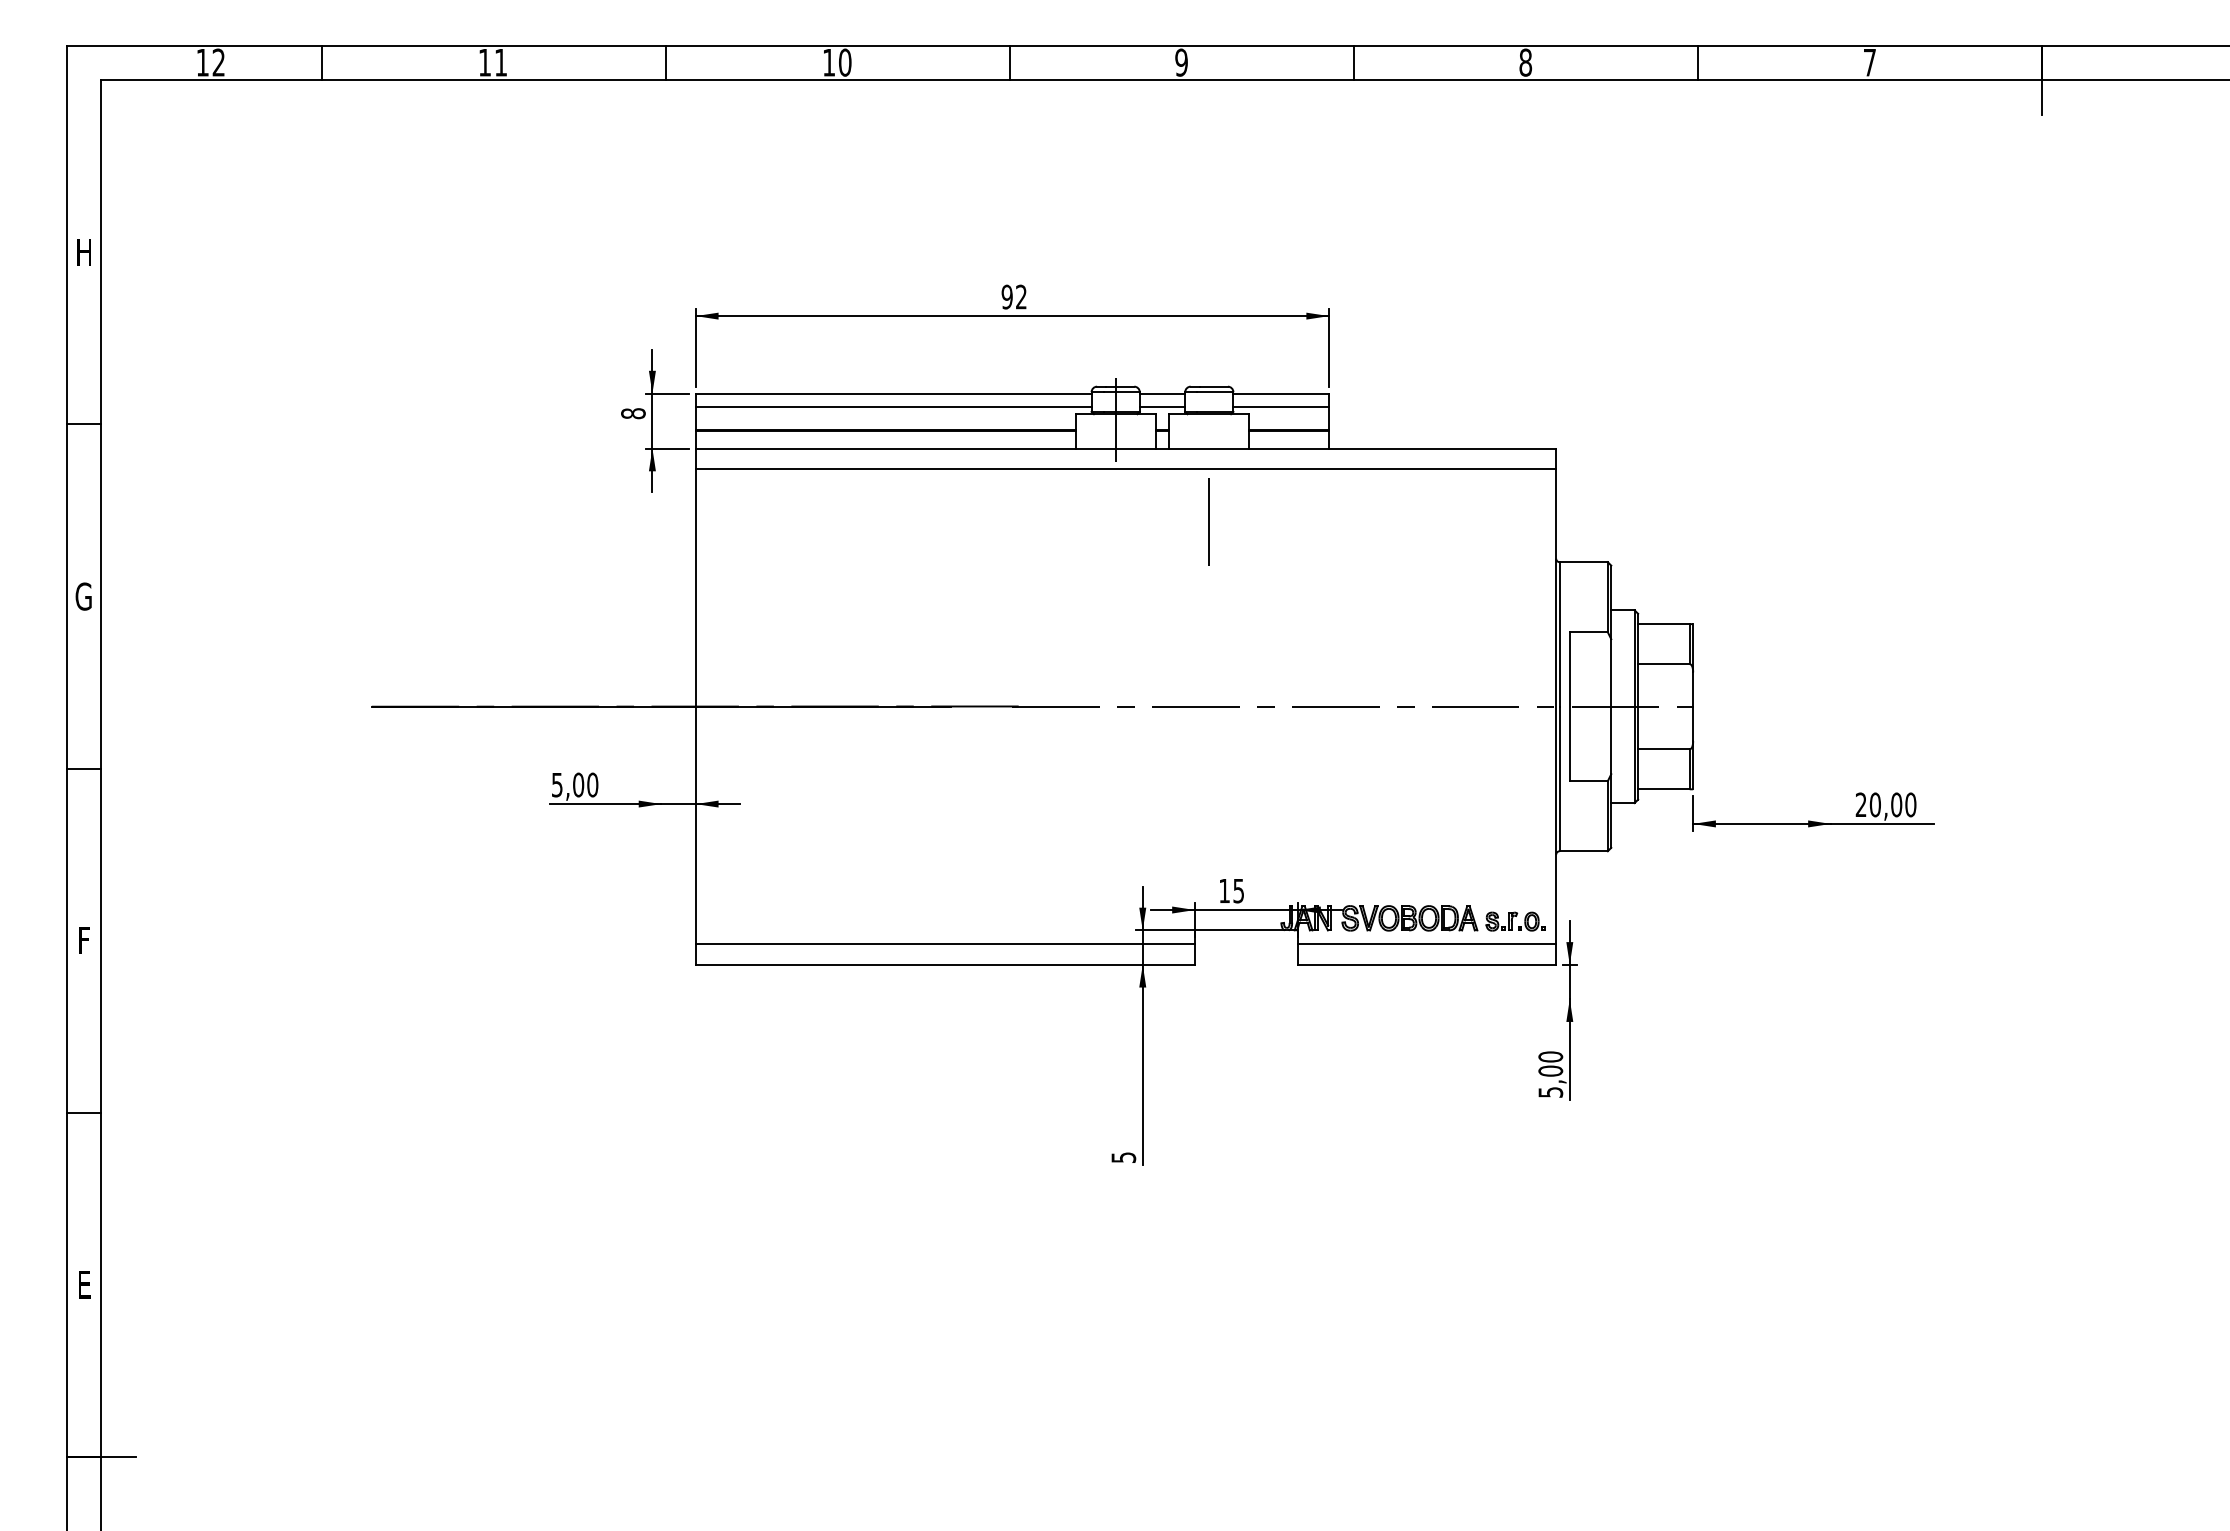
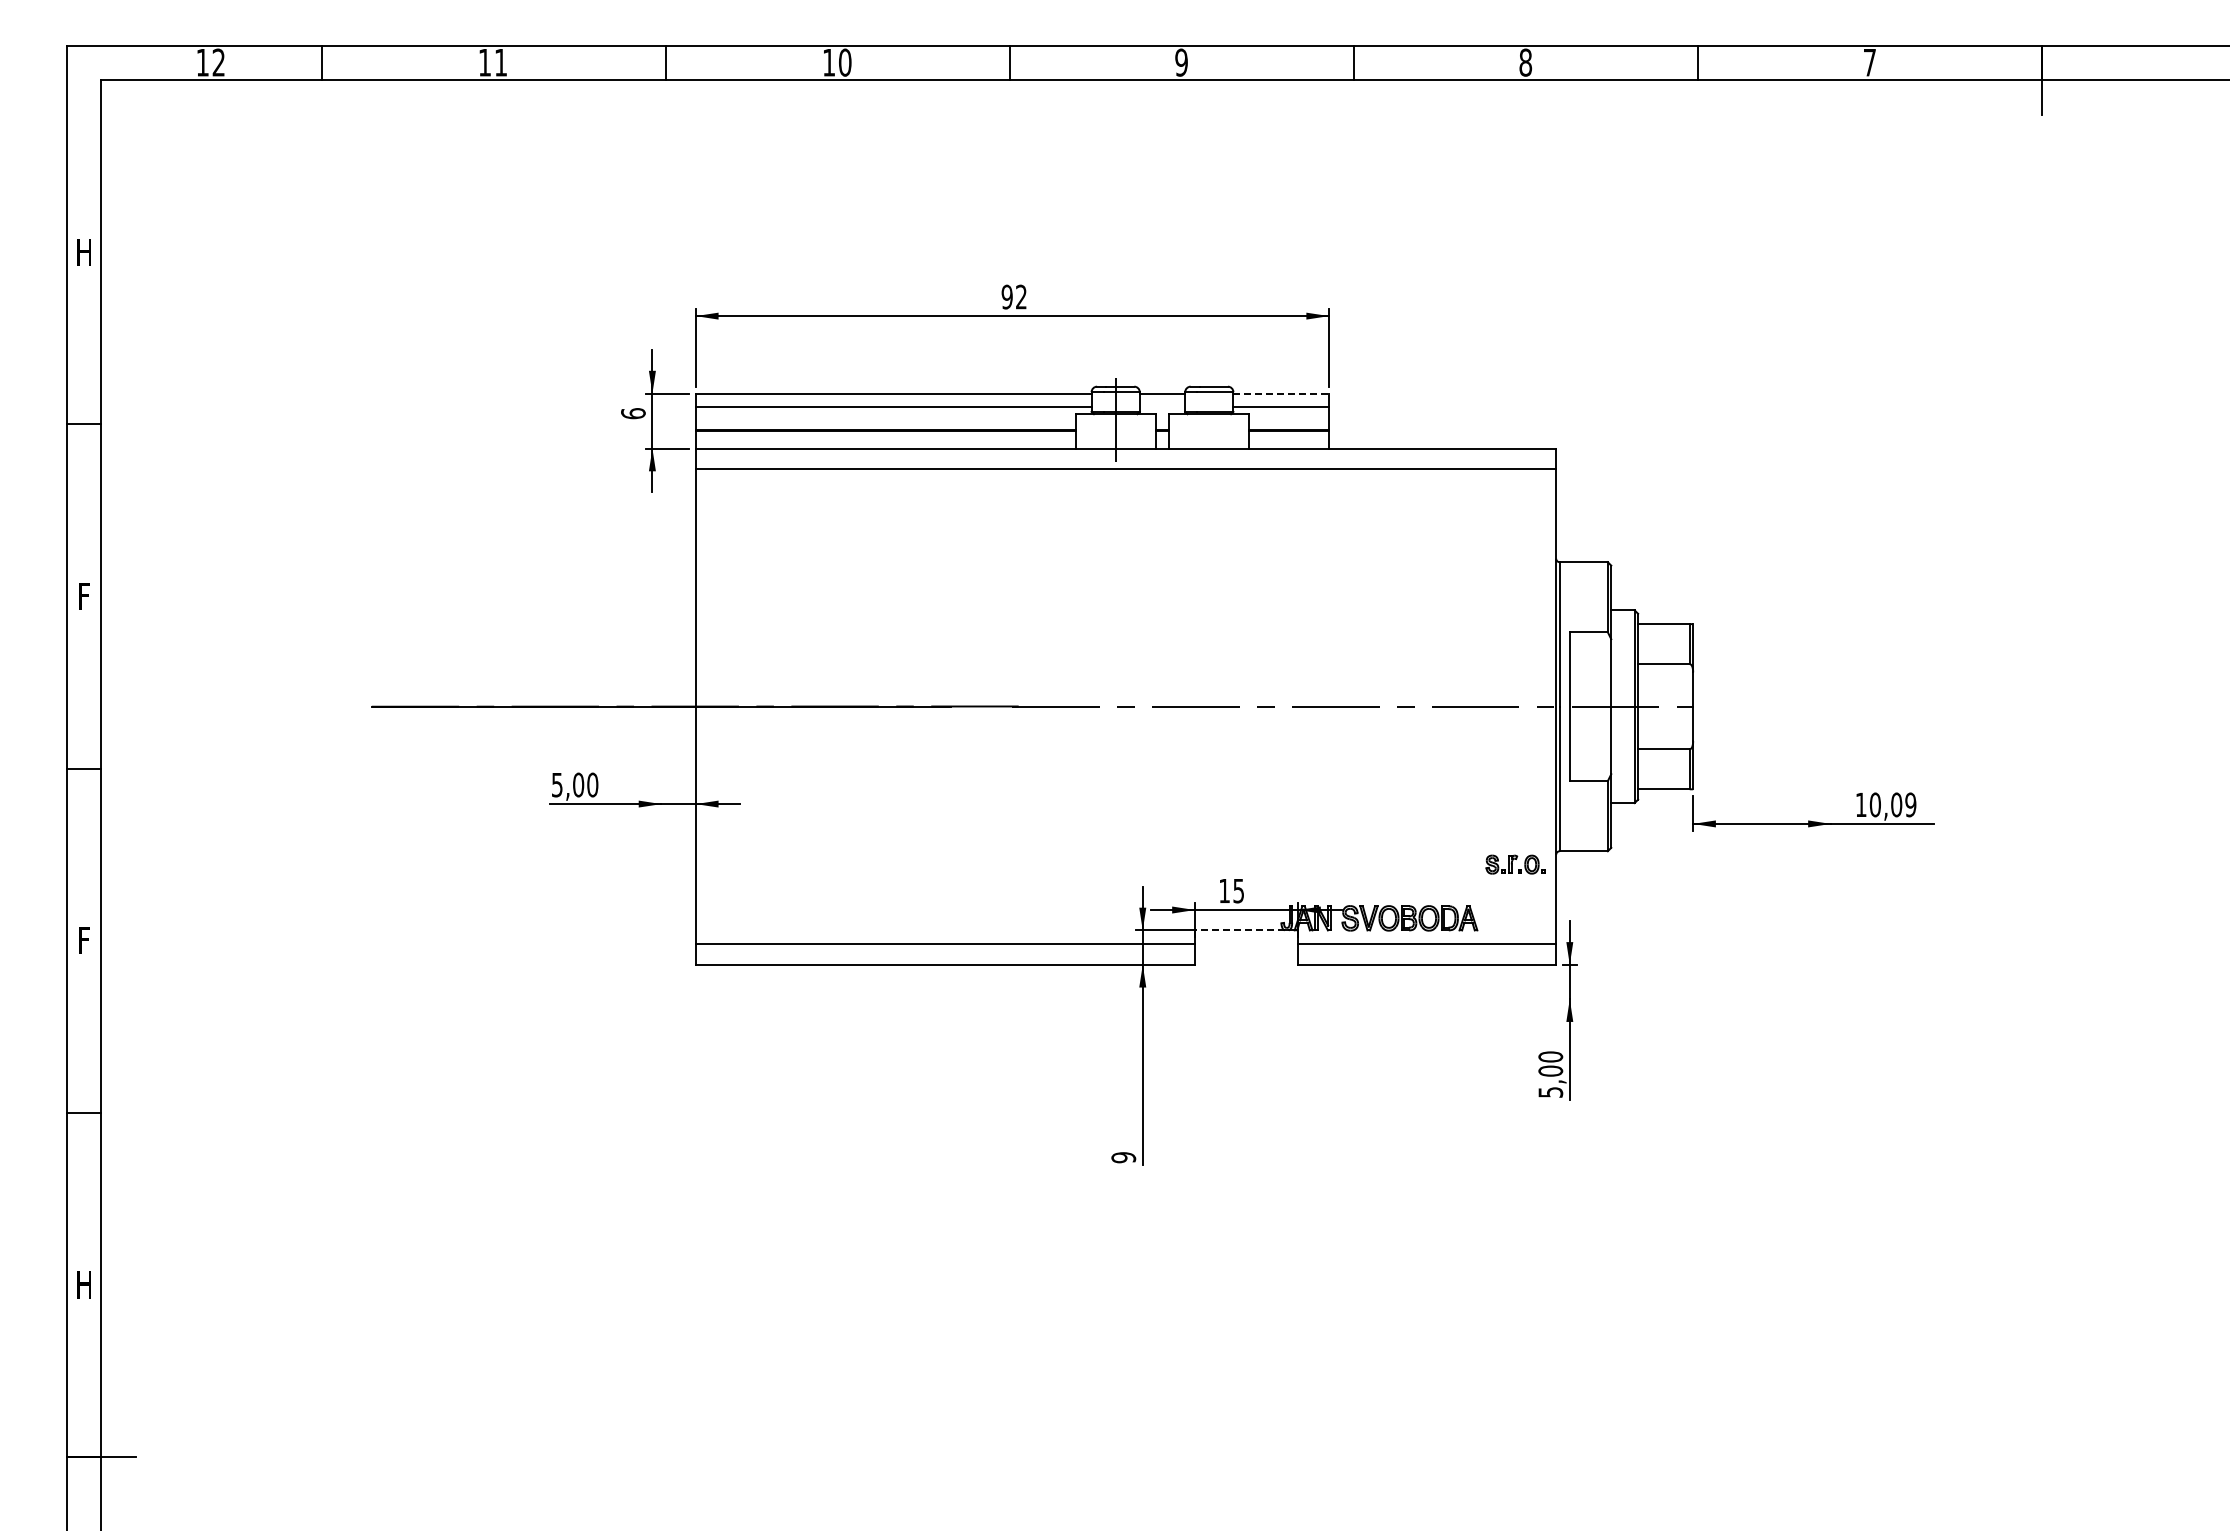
line: solid -> dashed (1281, 393)
line: present -> none (1162, 407)
text: 8 -> 6 (633, 413)
line: present -> none (1208, 521)
text: G -> F (83, 596)
text: 20,00 -> 10,09 (1885, 804)
part position: (1515, 921) -> (1515, 864) (1515, 864)
line: solid -> dashed (1239, 930)
text: 5 -> 9 (1123, 1157)
text: E -> H (83, 1284)
